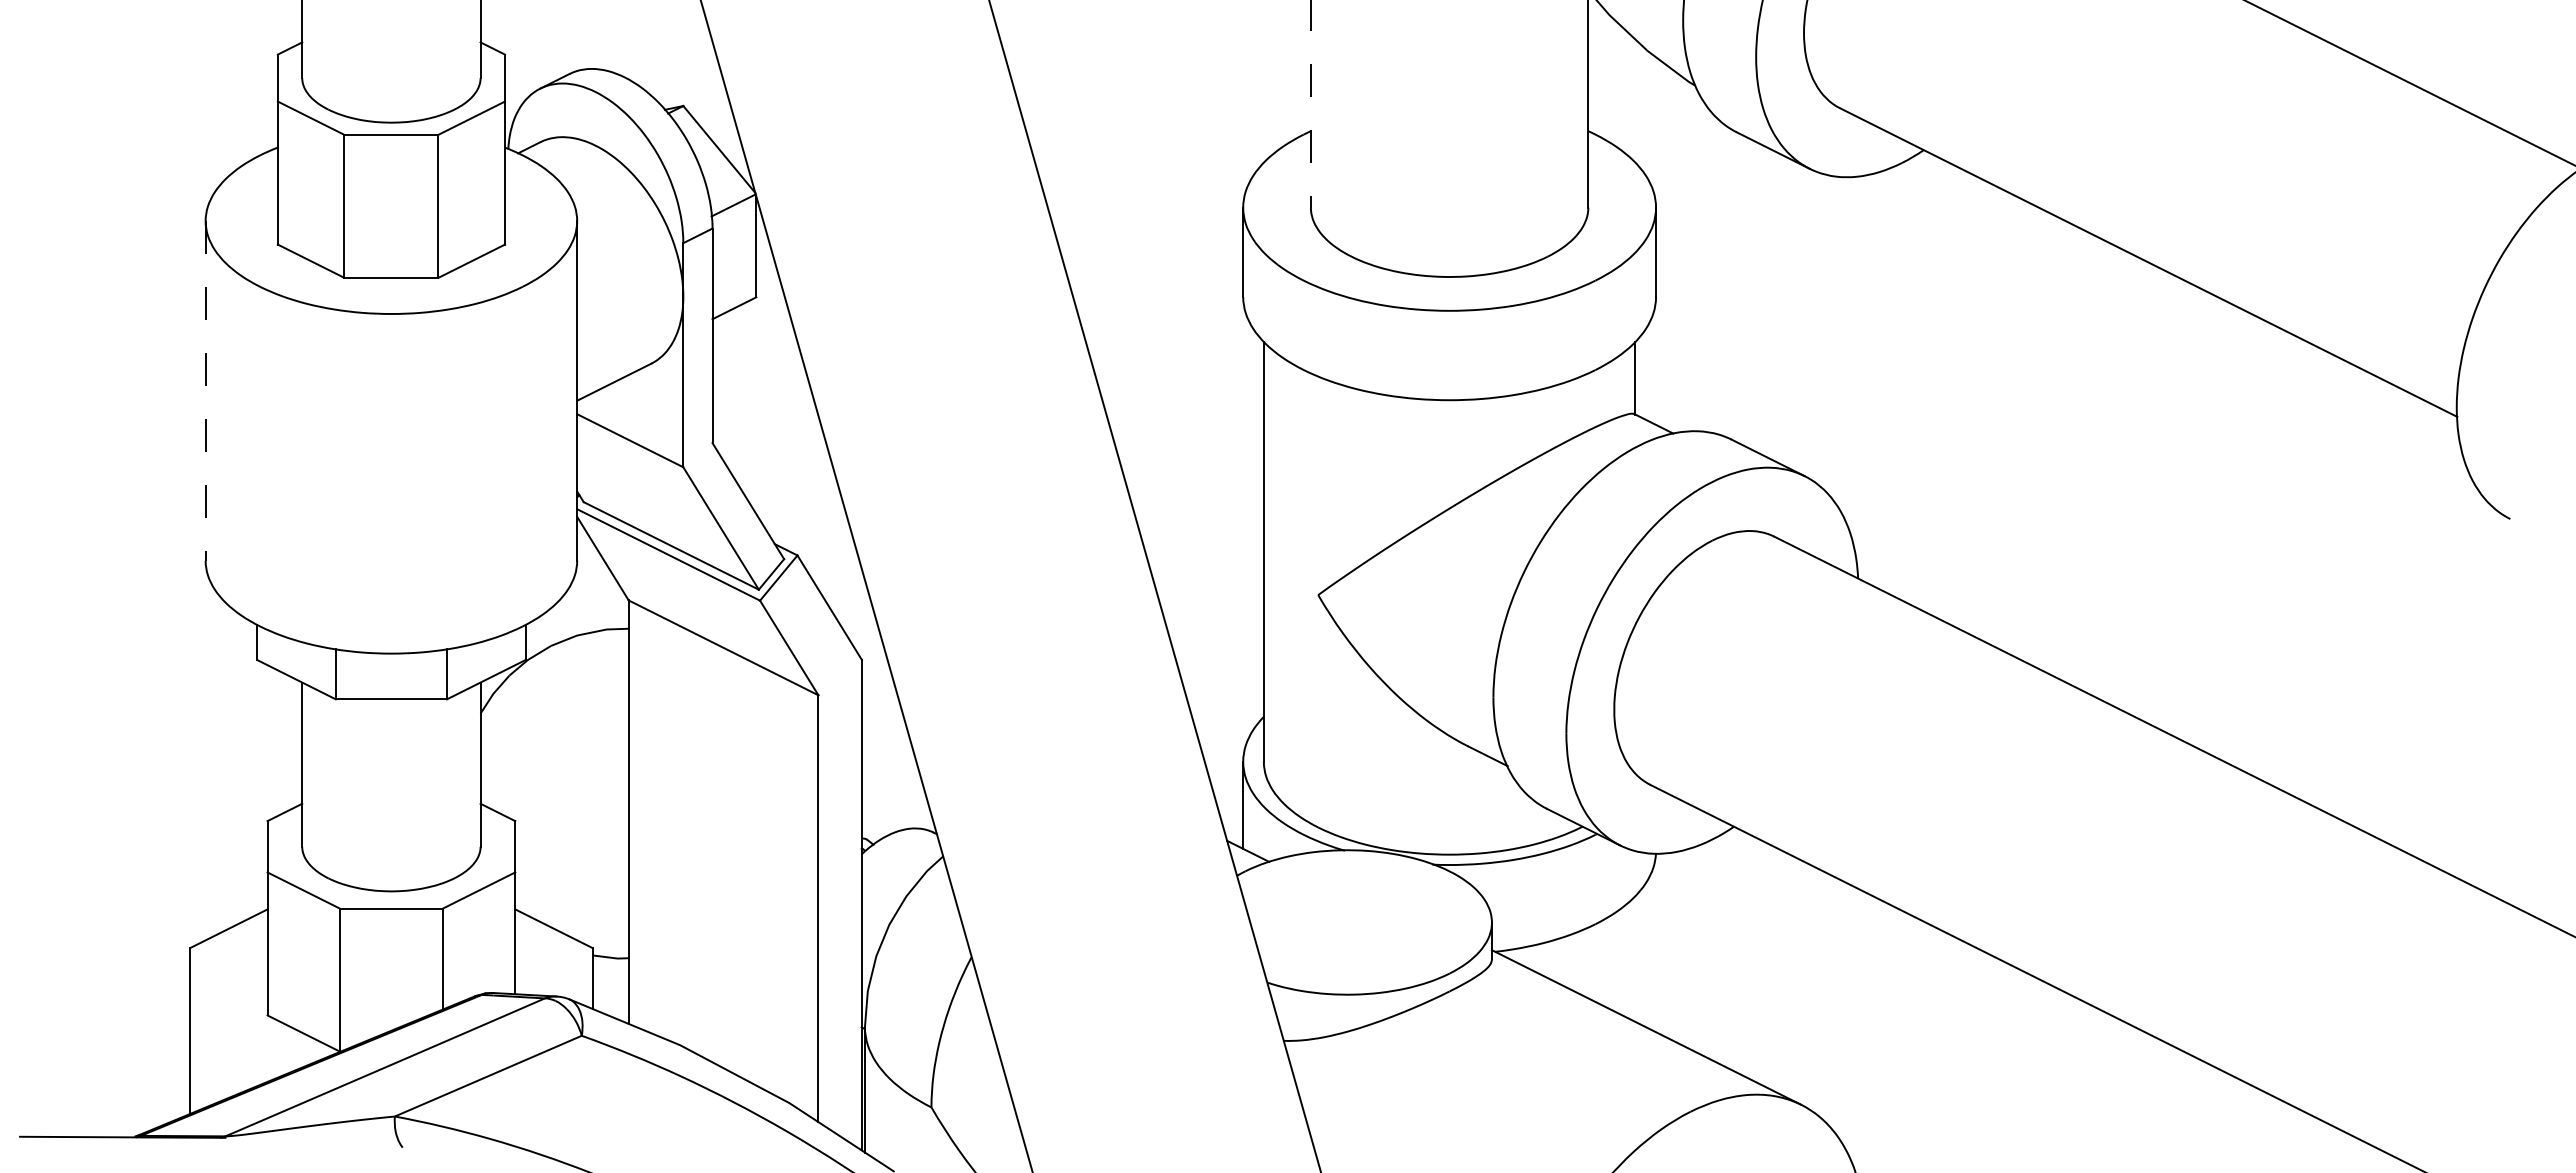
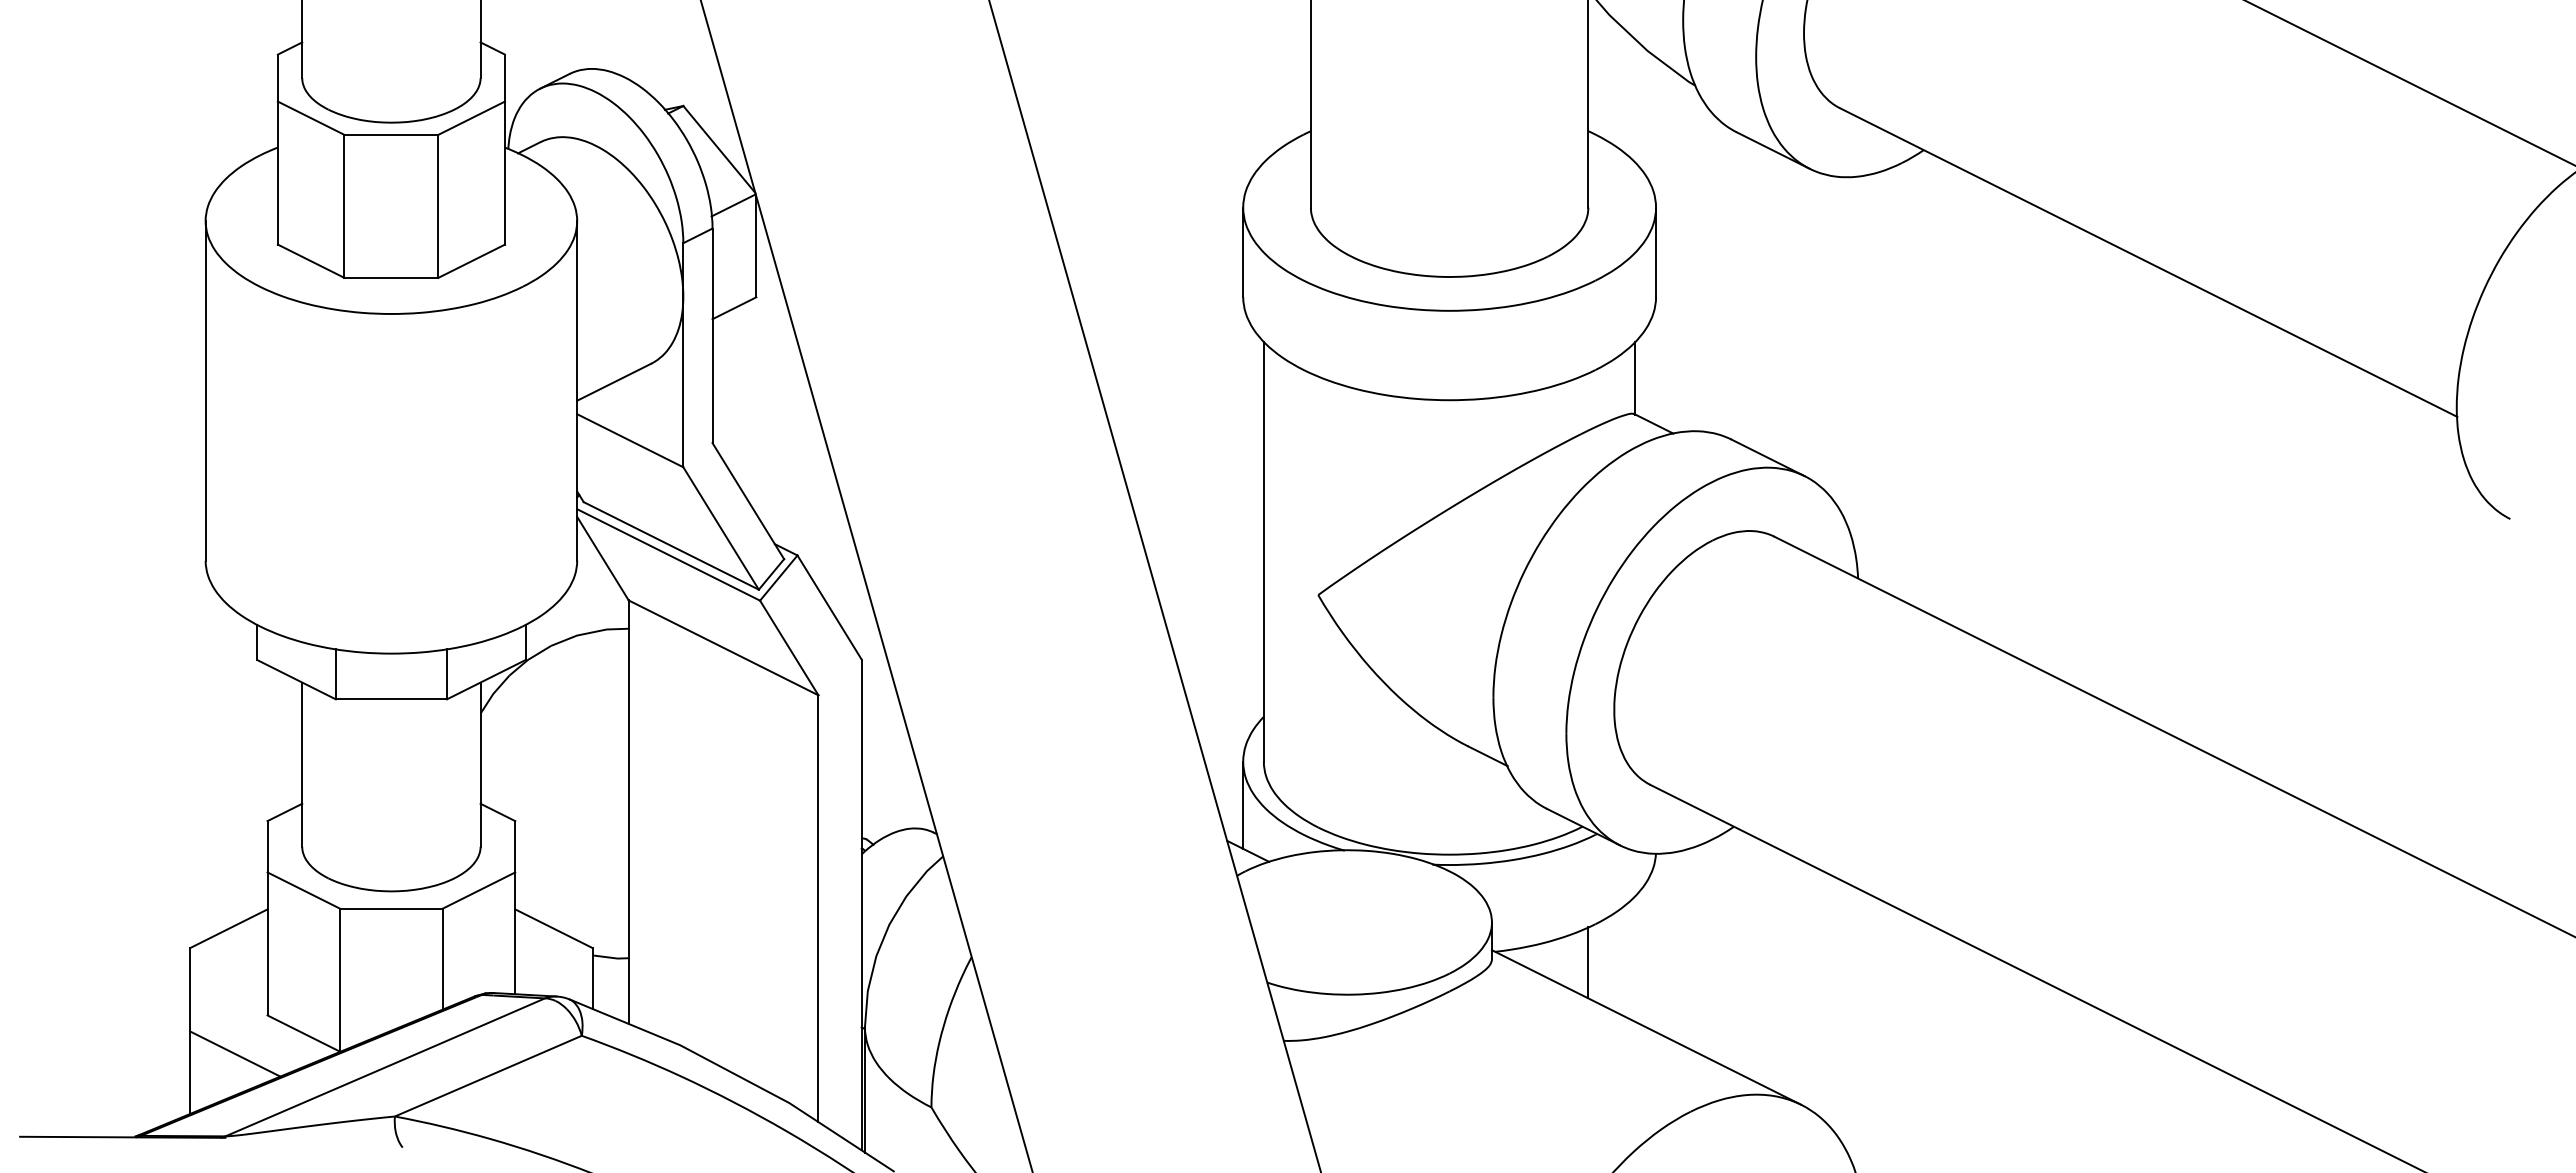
line: dashed -> solid (1310, 104)
line: dashed -> solid (205, 390)
line: none -> present (1588, 962)
line: none -> present (235, 1053)
